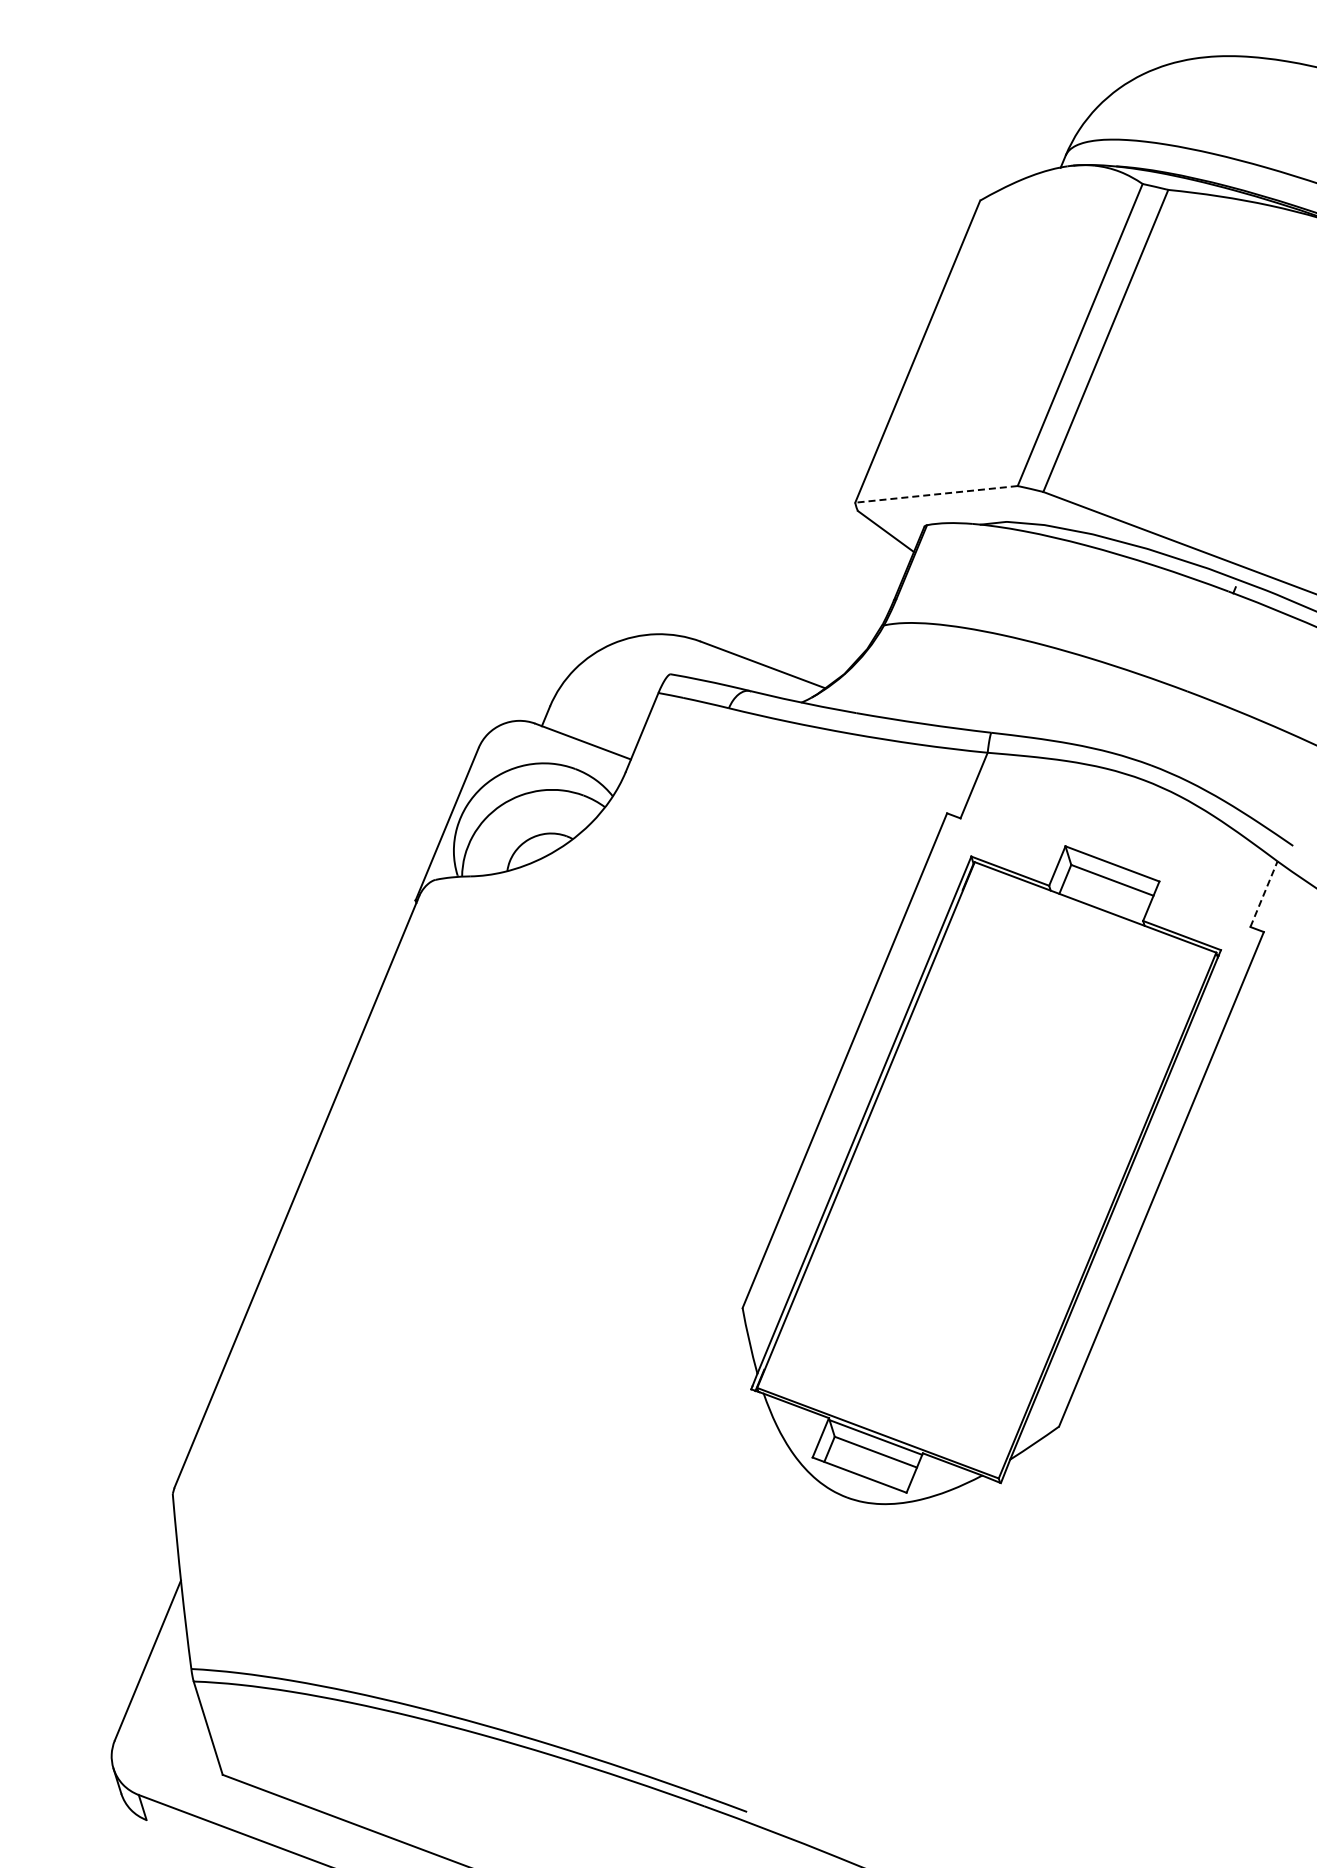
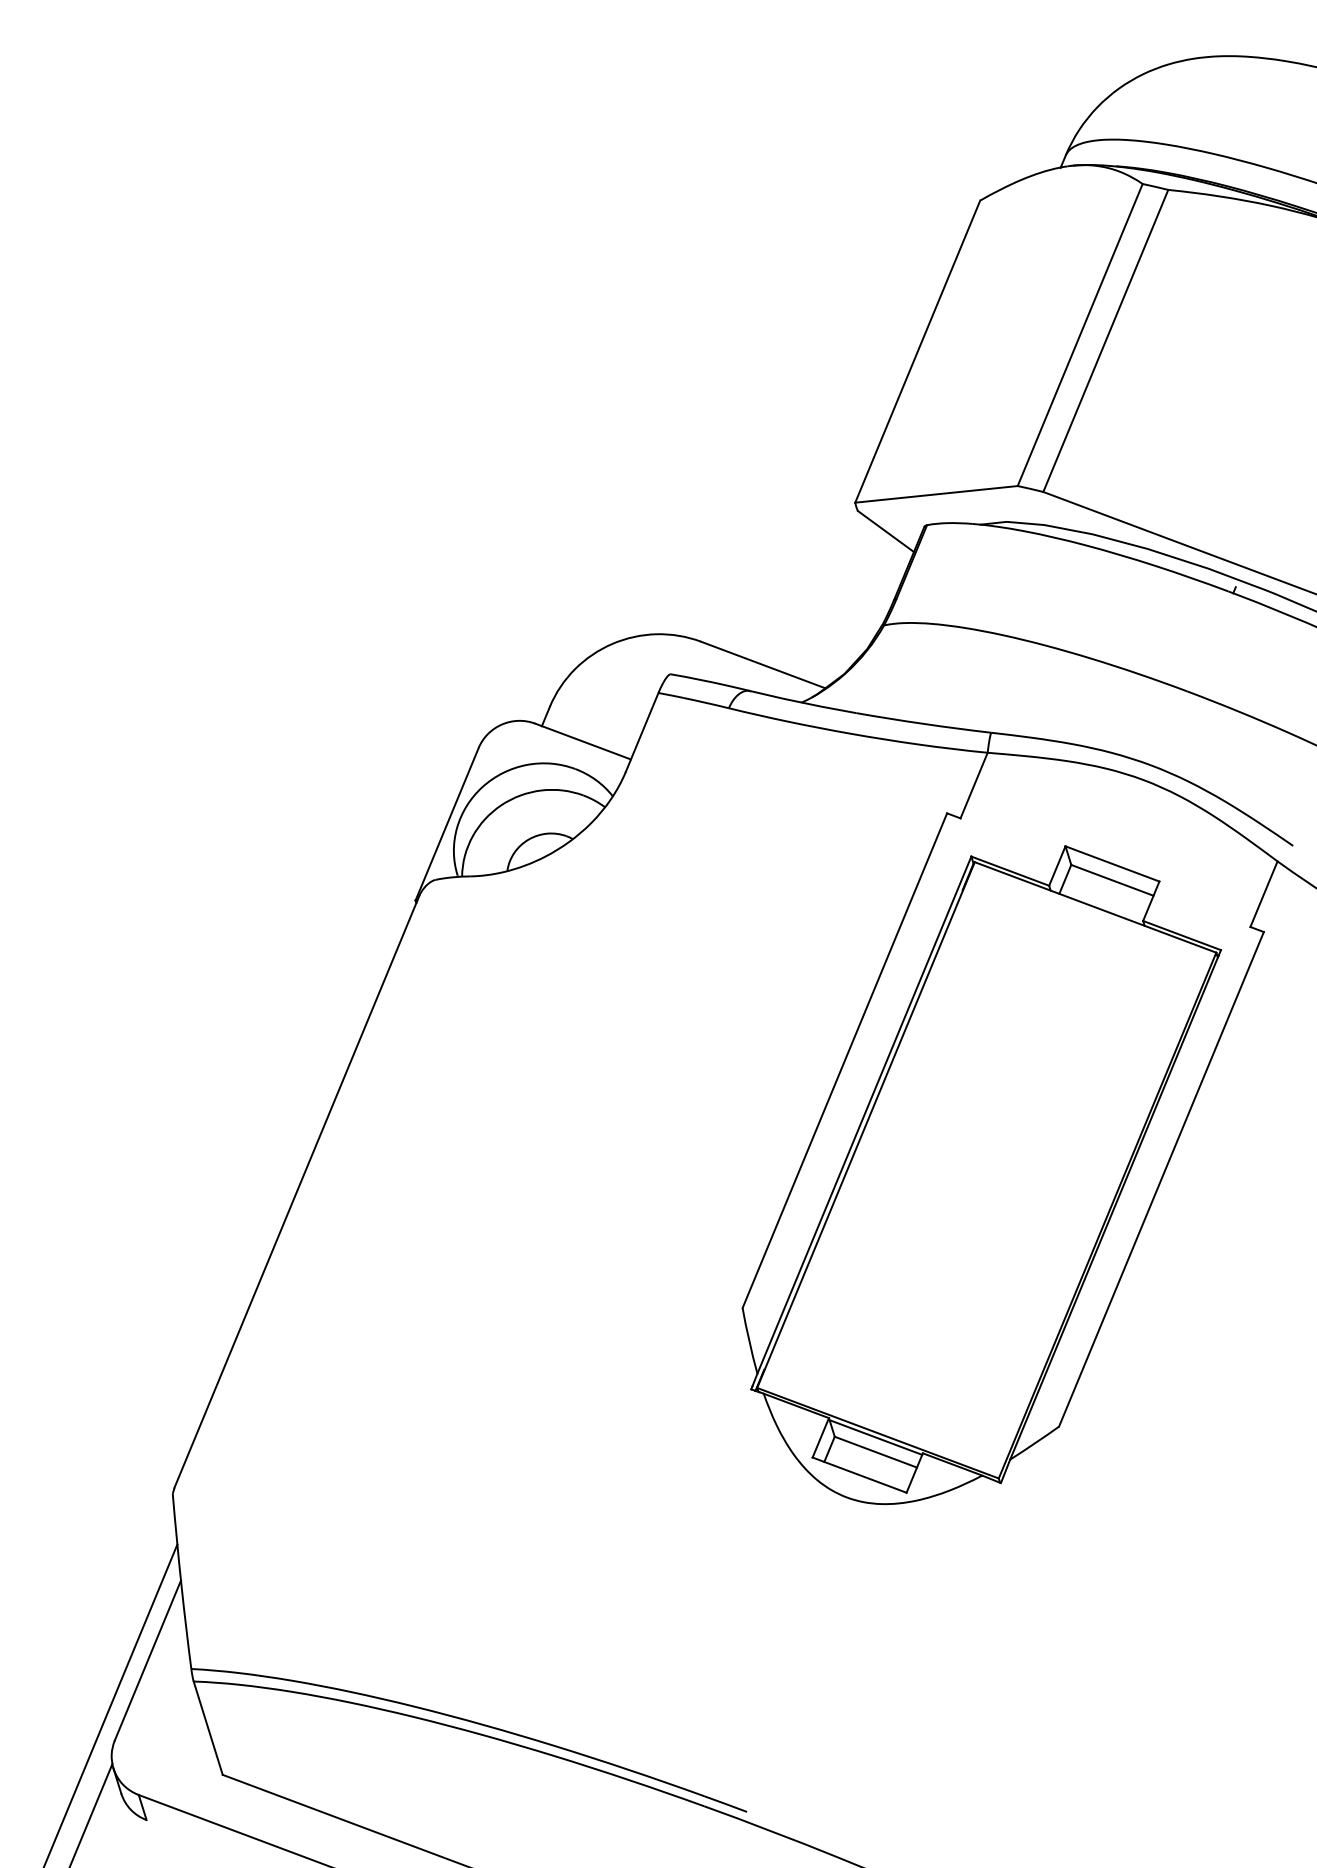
line: dashed -> solid (936, 494)
line: dashed -> solid (1264, 894)
line: none -> present (111, 1704)
line: none -> present (91, 1813)
